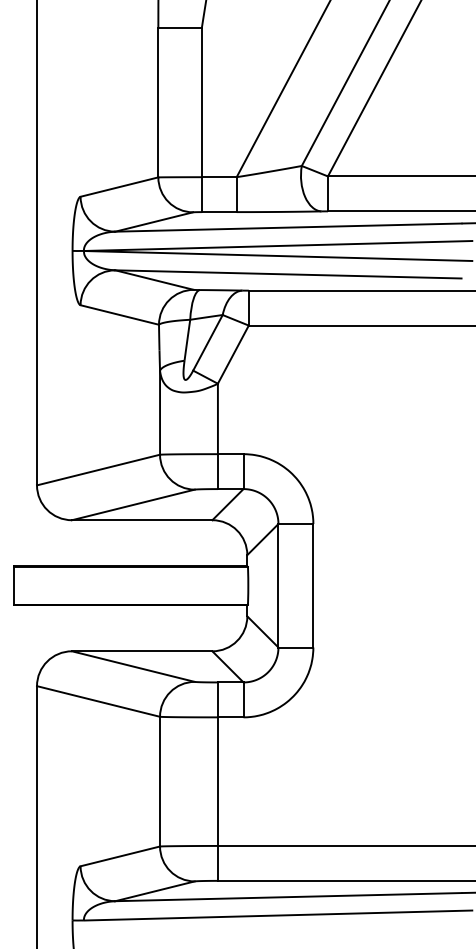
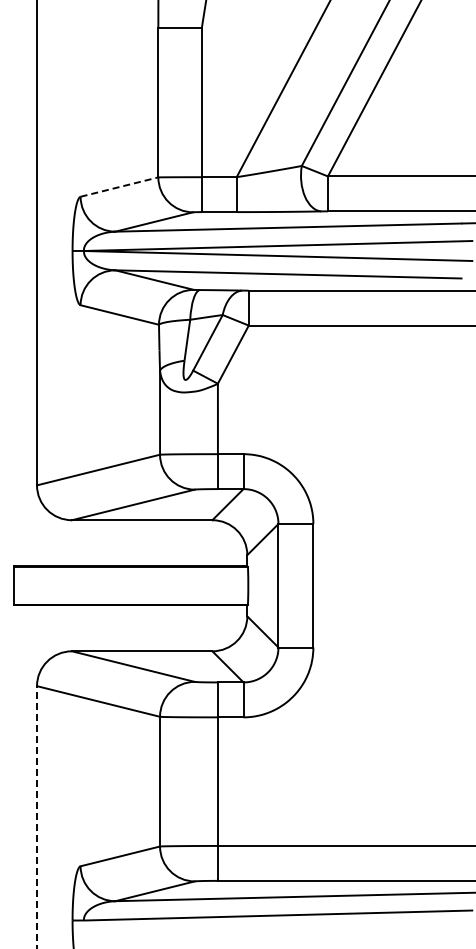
line: solid -> dashed (119, 186)
line: solid -> dashed (37, 817)
